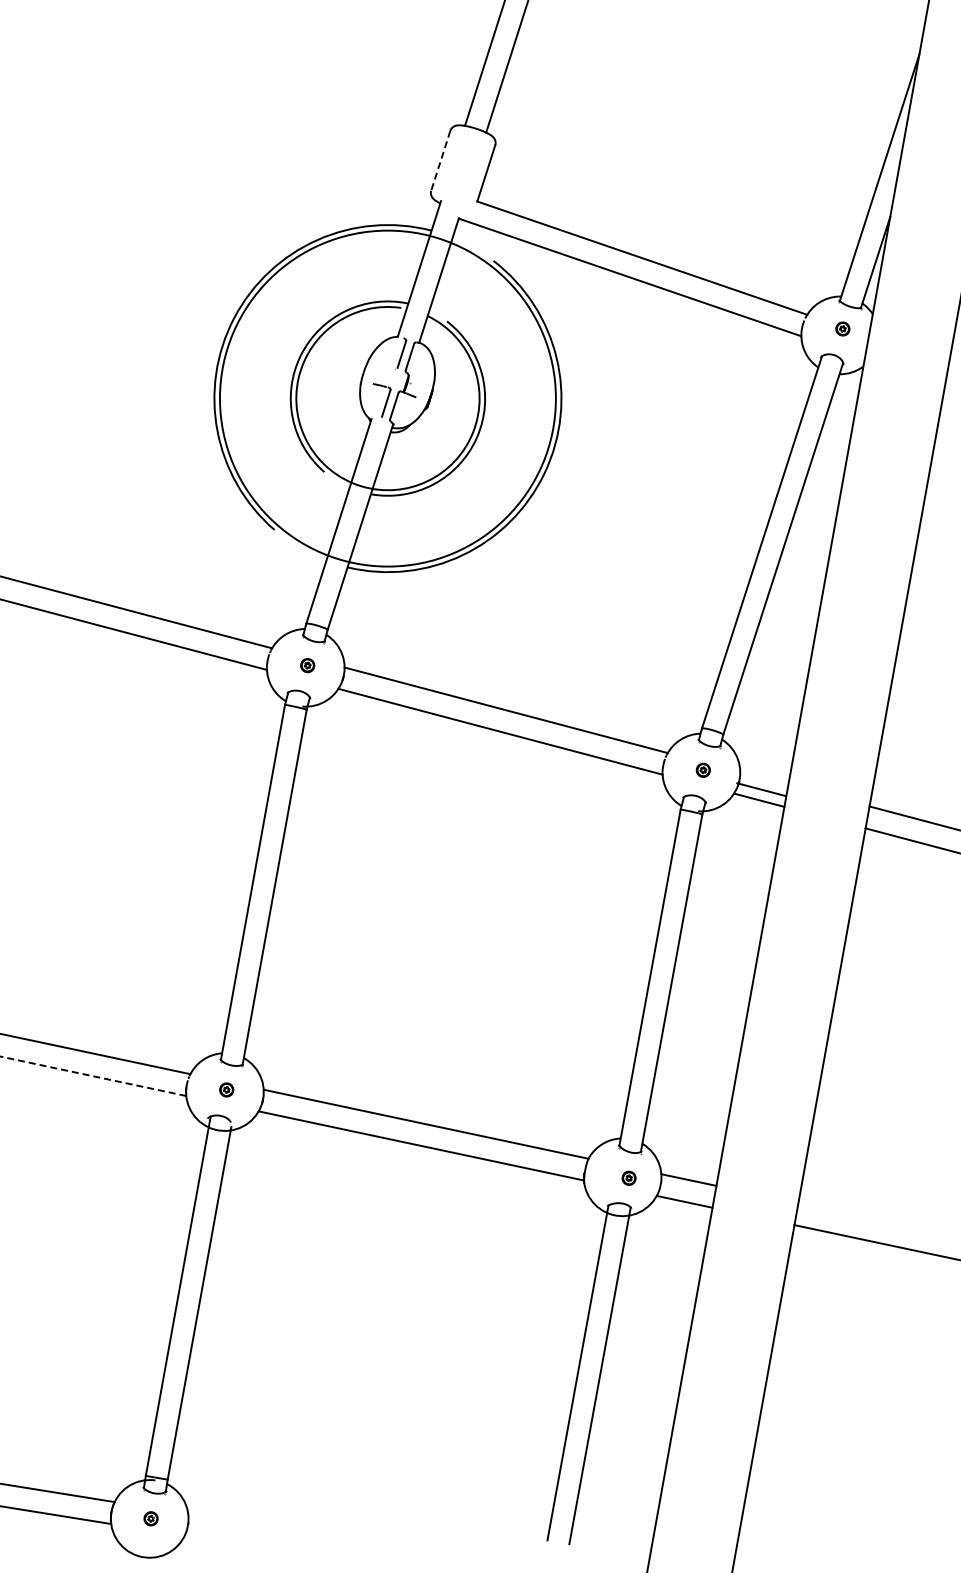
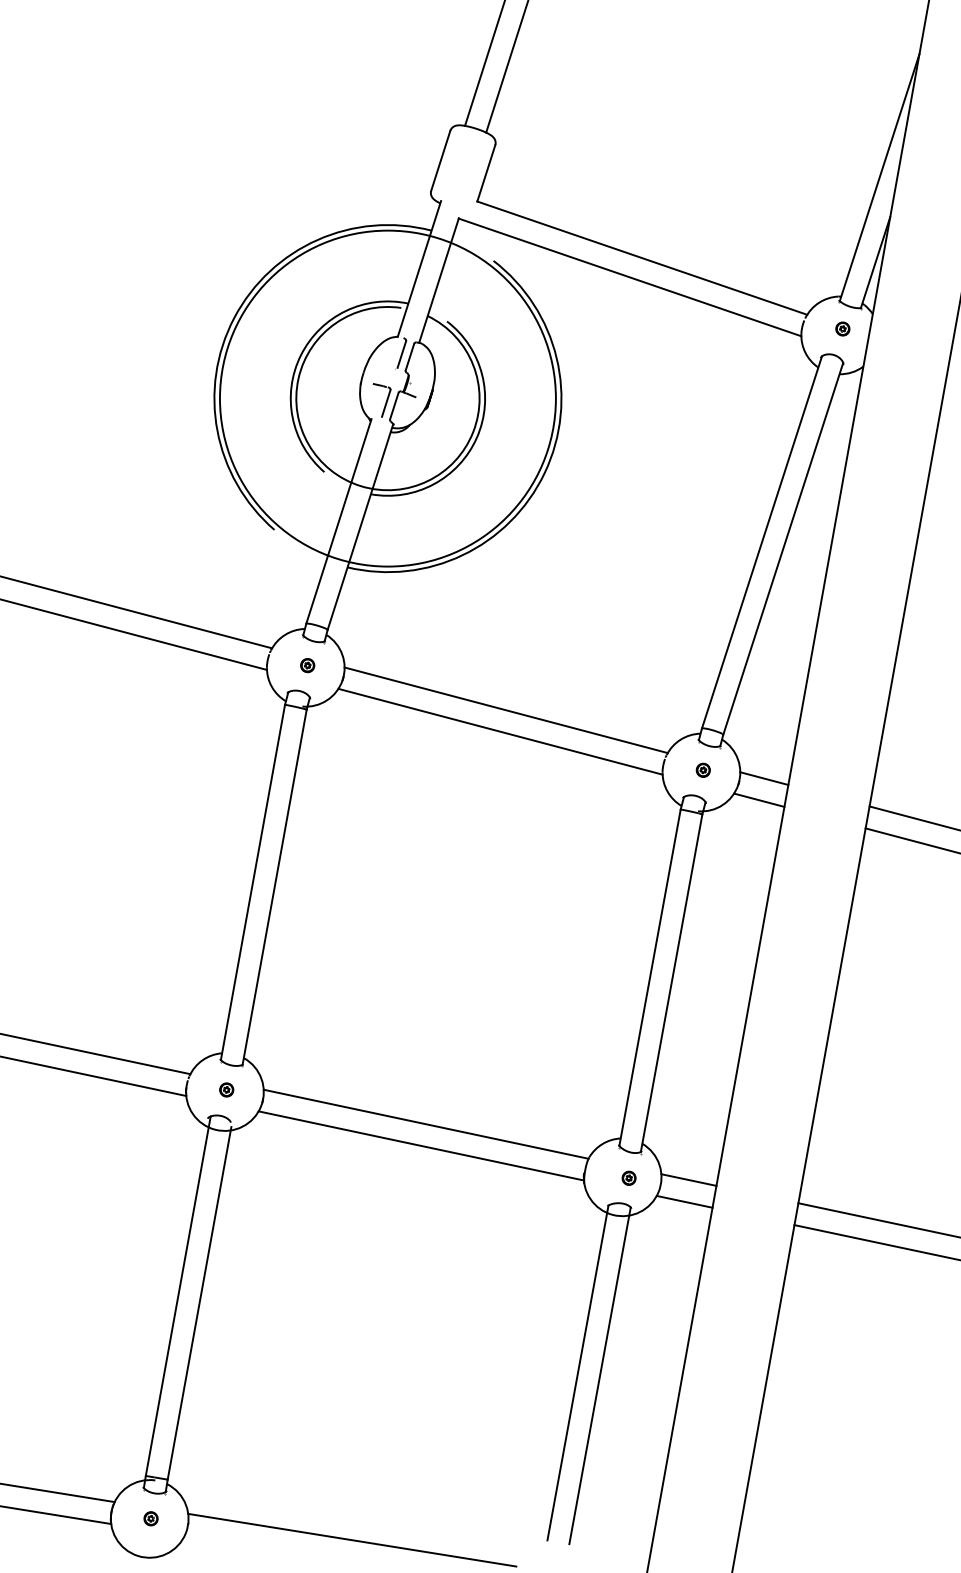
line: dashed -> solid (440, 161)
line position: (761, 789) -> (764, 778) (764, 778)
line: dashed -> solid (93, 1076)
line: none -> present (877, 1219)
line: none -> present (352, 1539)
